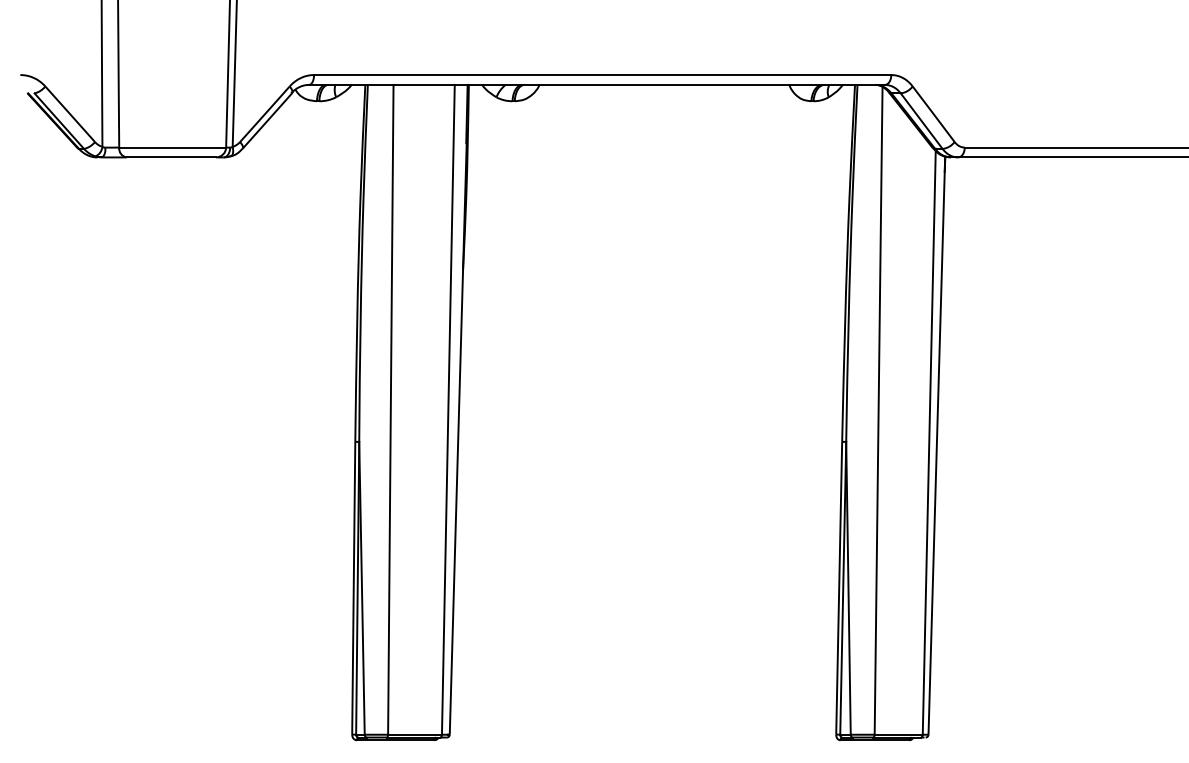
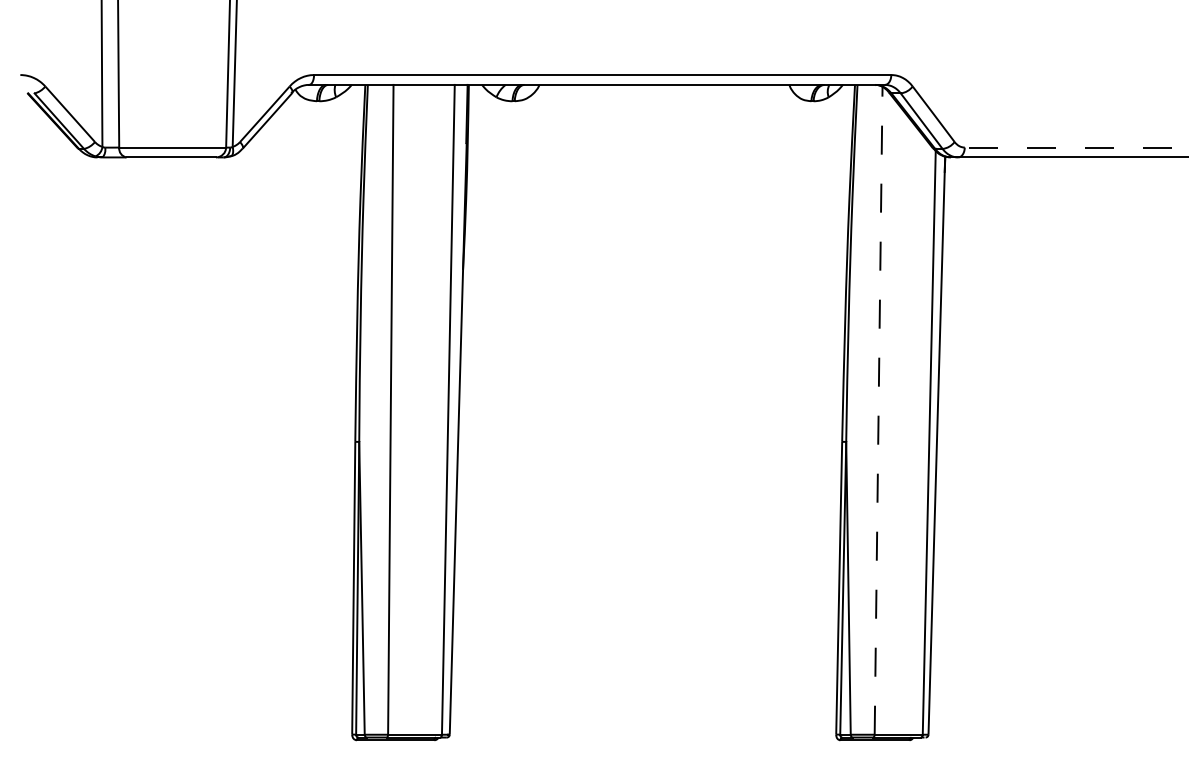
line: solid -> dashed (1076, 147)
line: solid -> dashed (878, 409)
